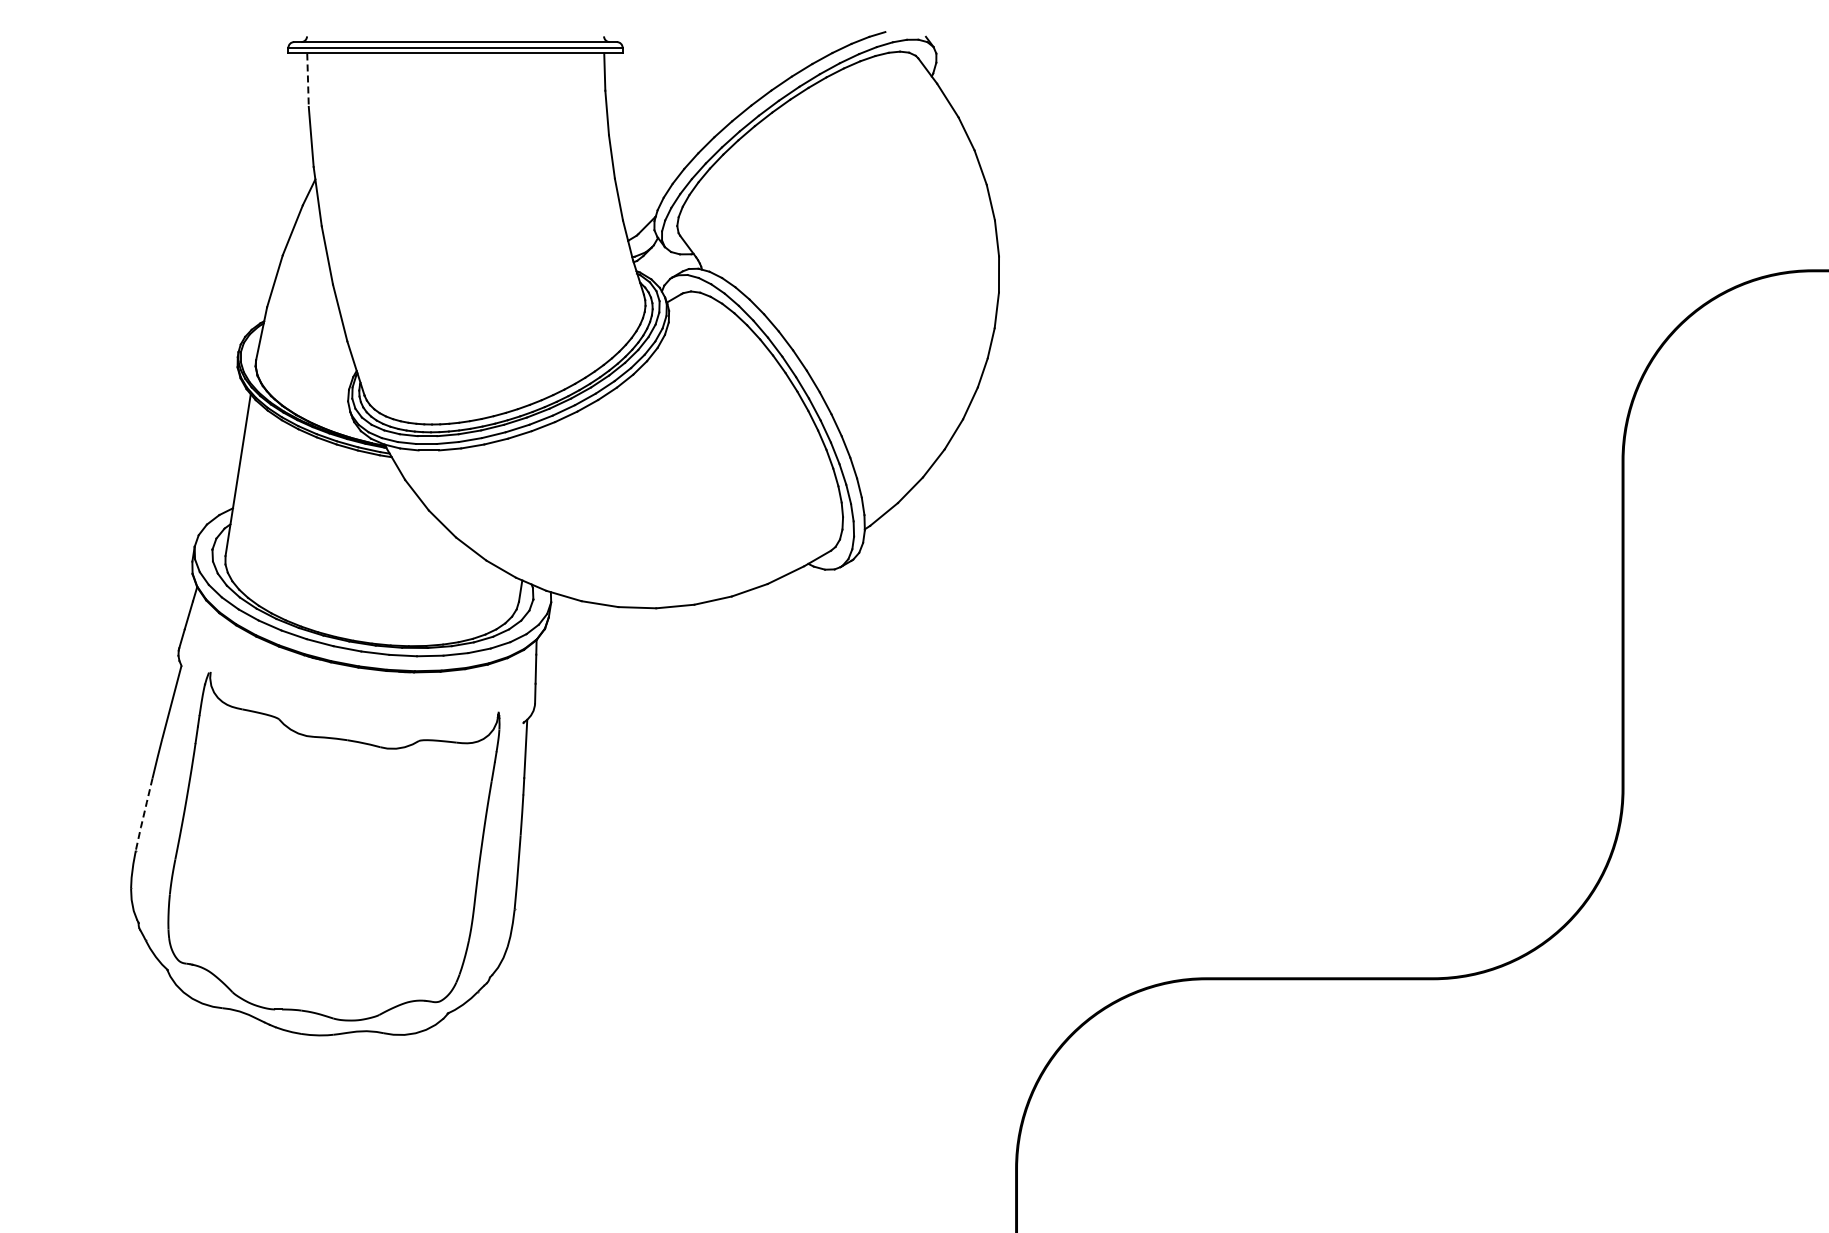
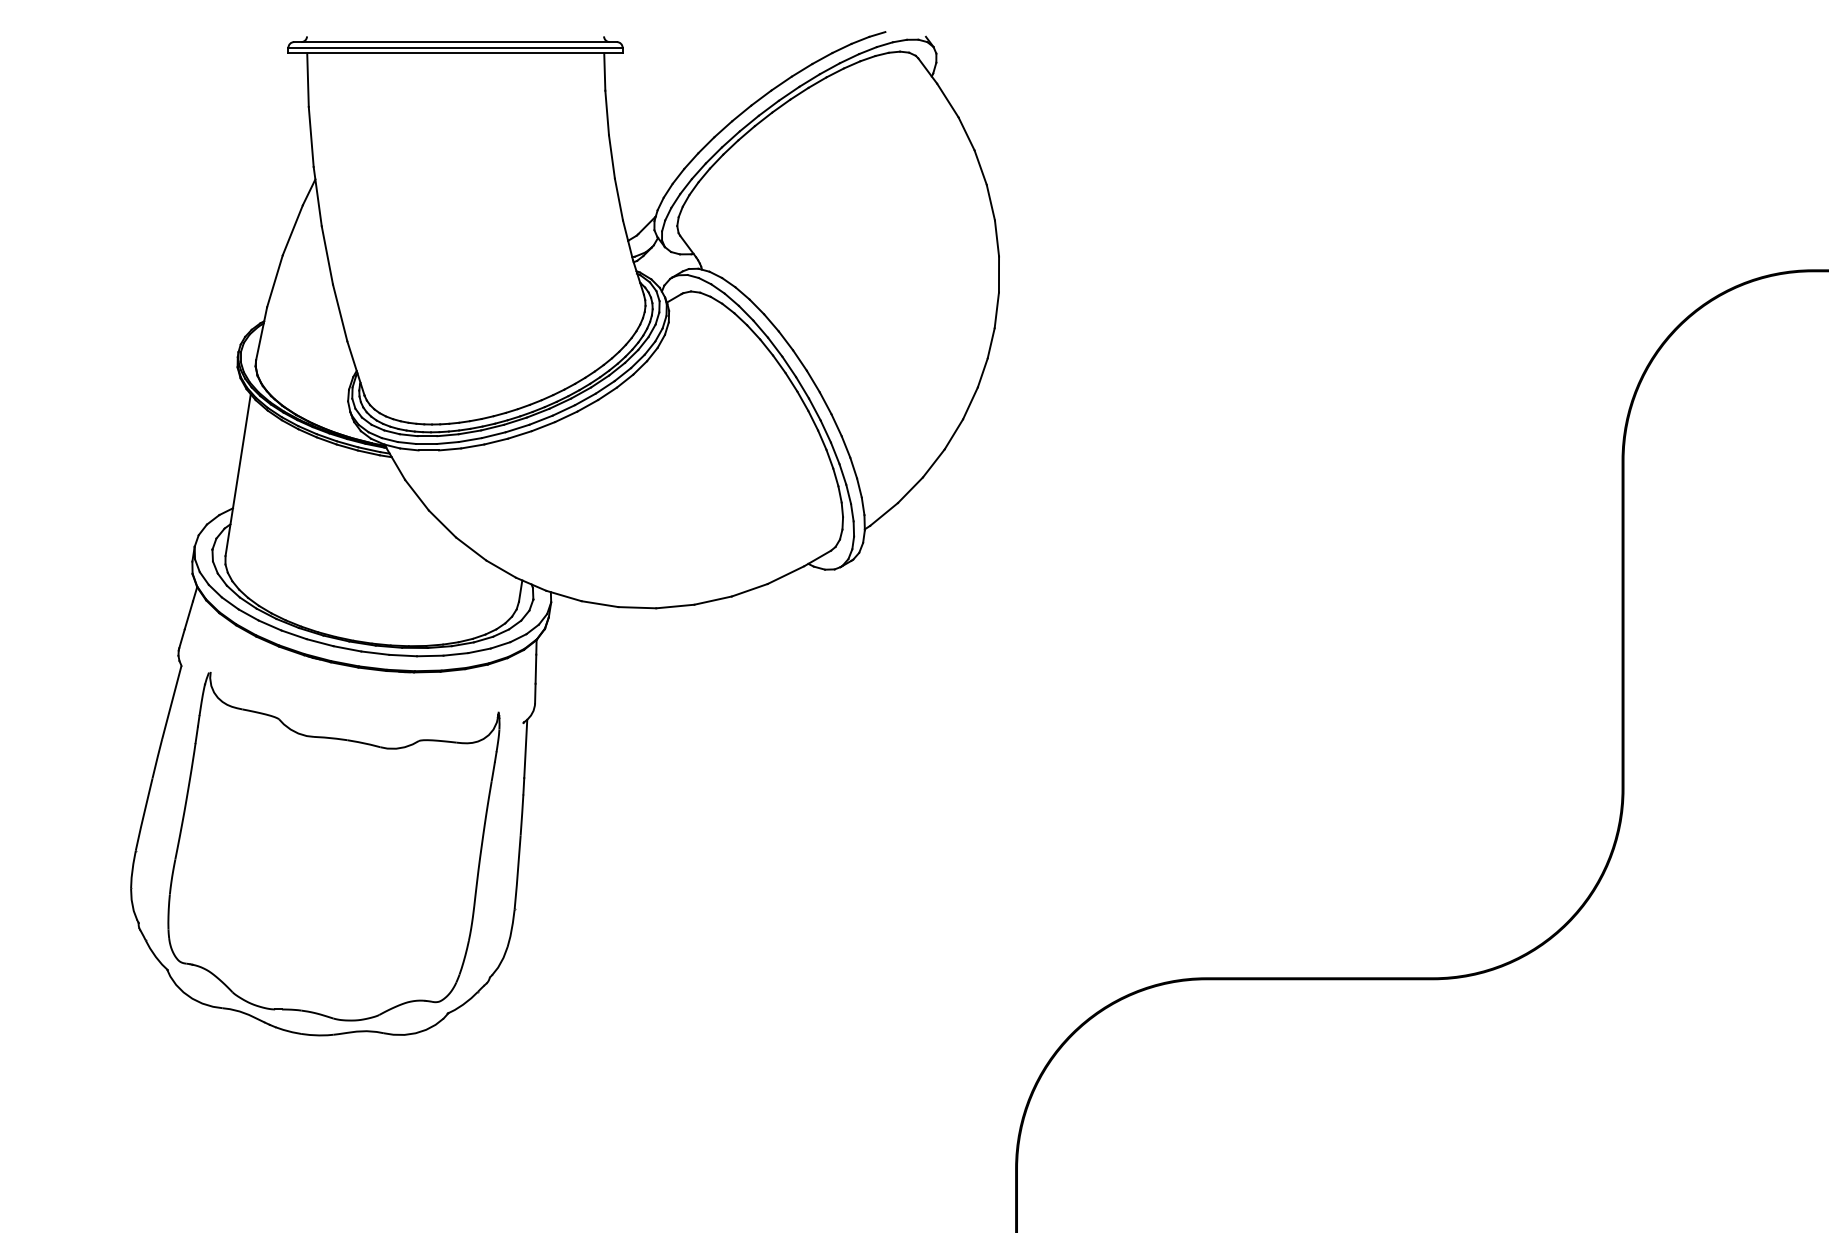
line: dashed -> solid (308, 80)
line: dashed -> solid (143, 814)
